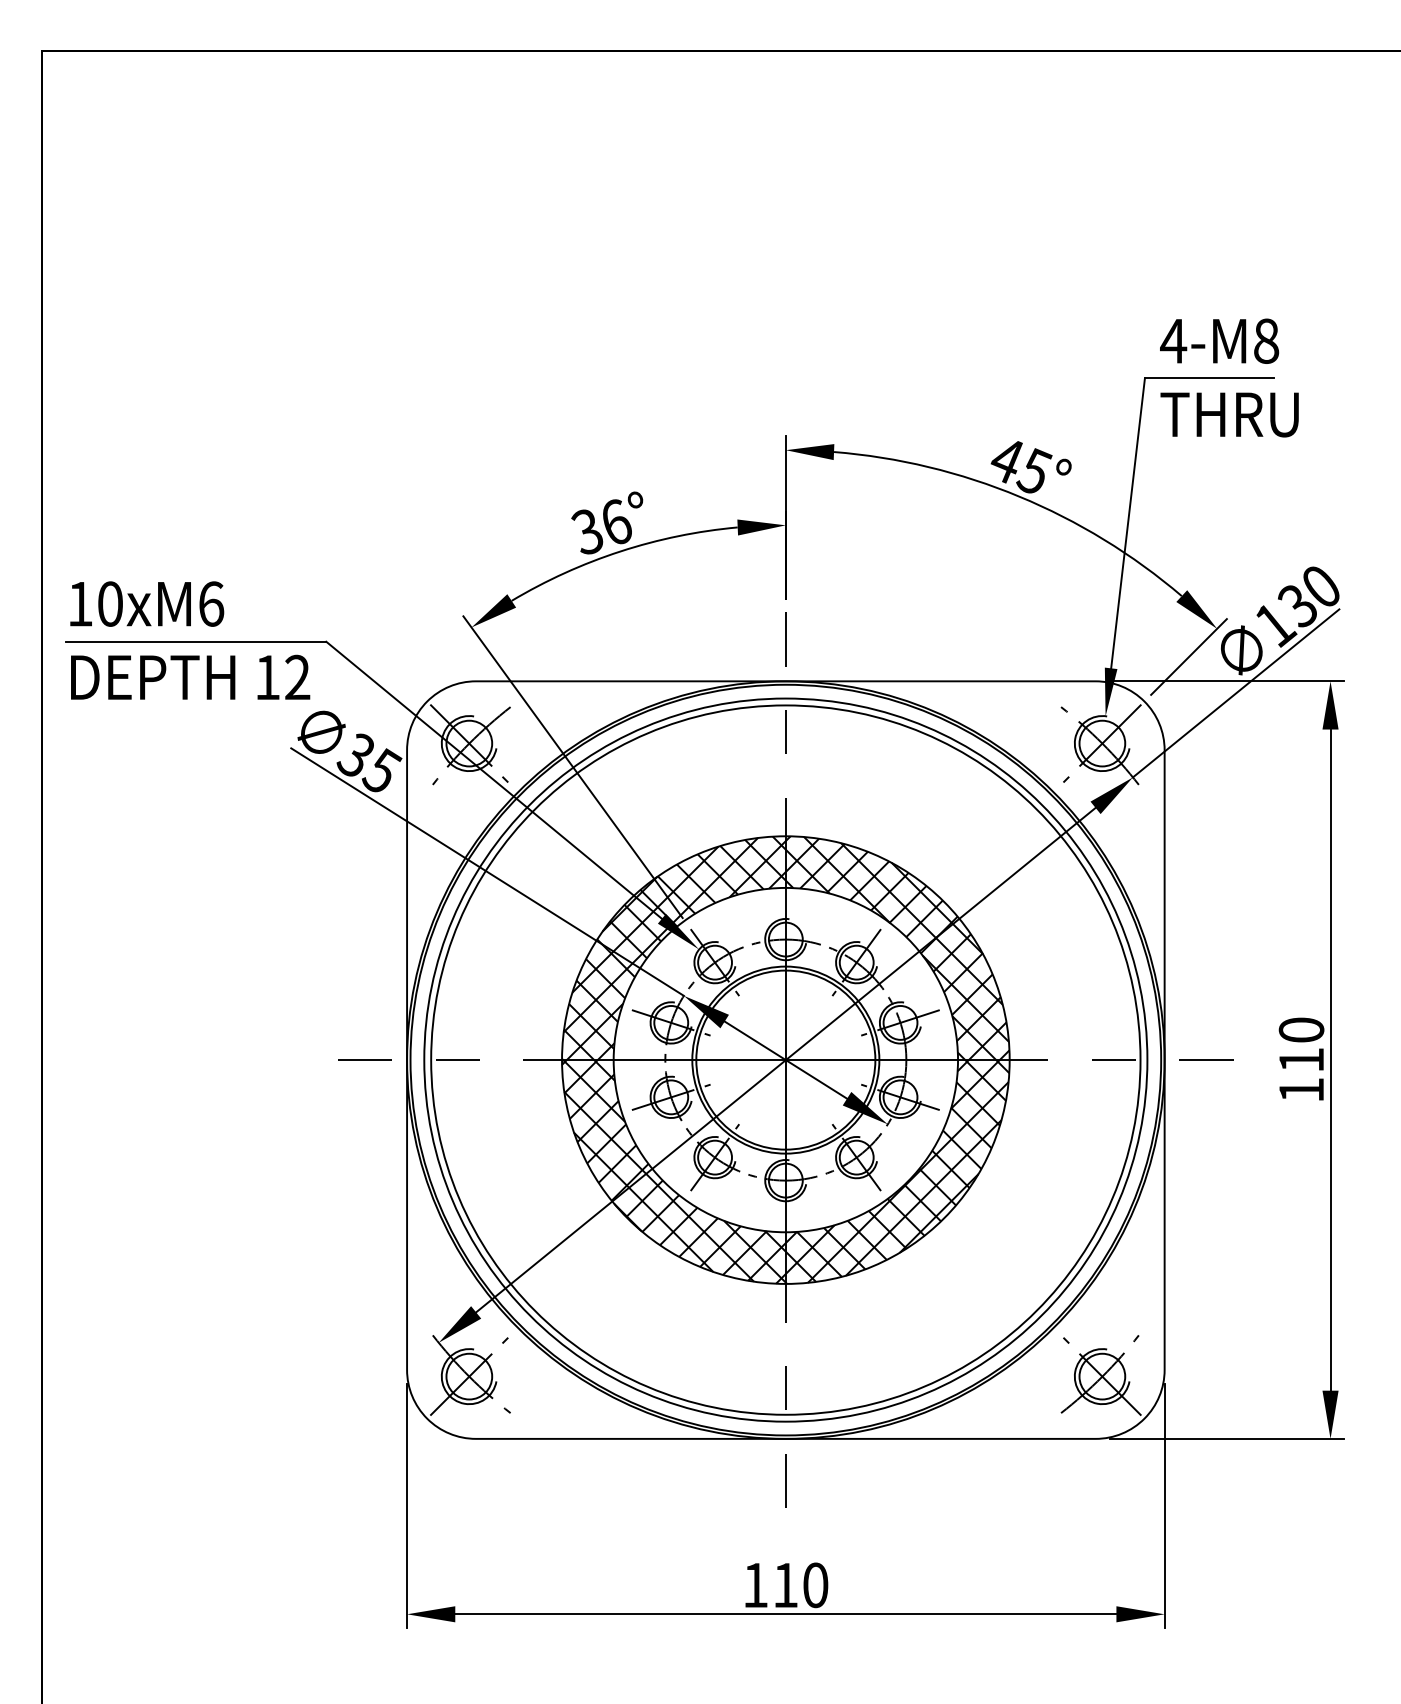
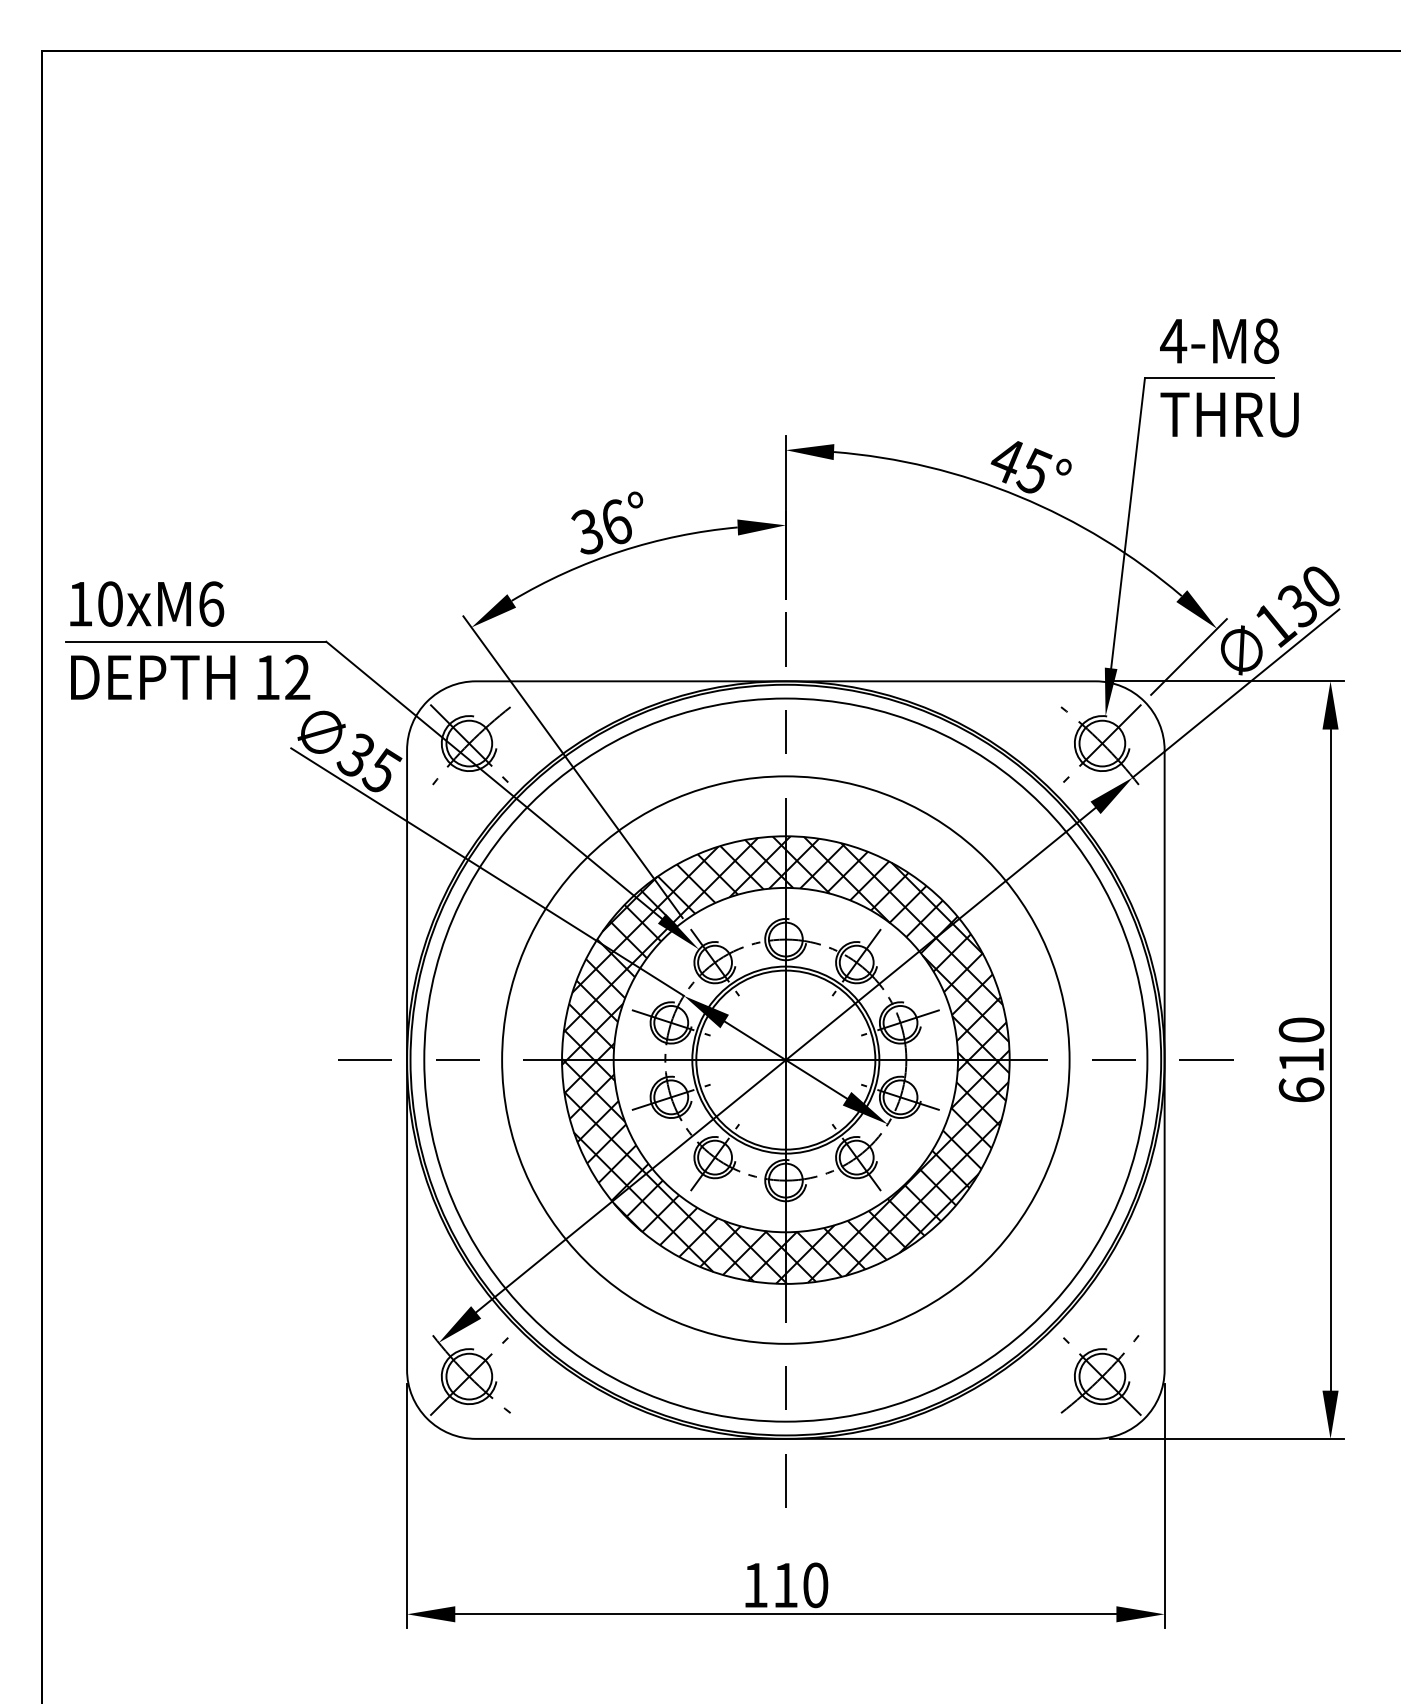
circle diameter: 709 px -> 567 px (785, 1059)
text: 110 -> 610 (1301, 1089)
